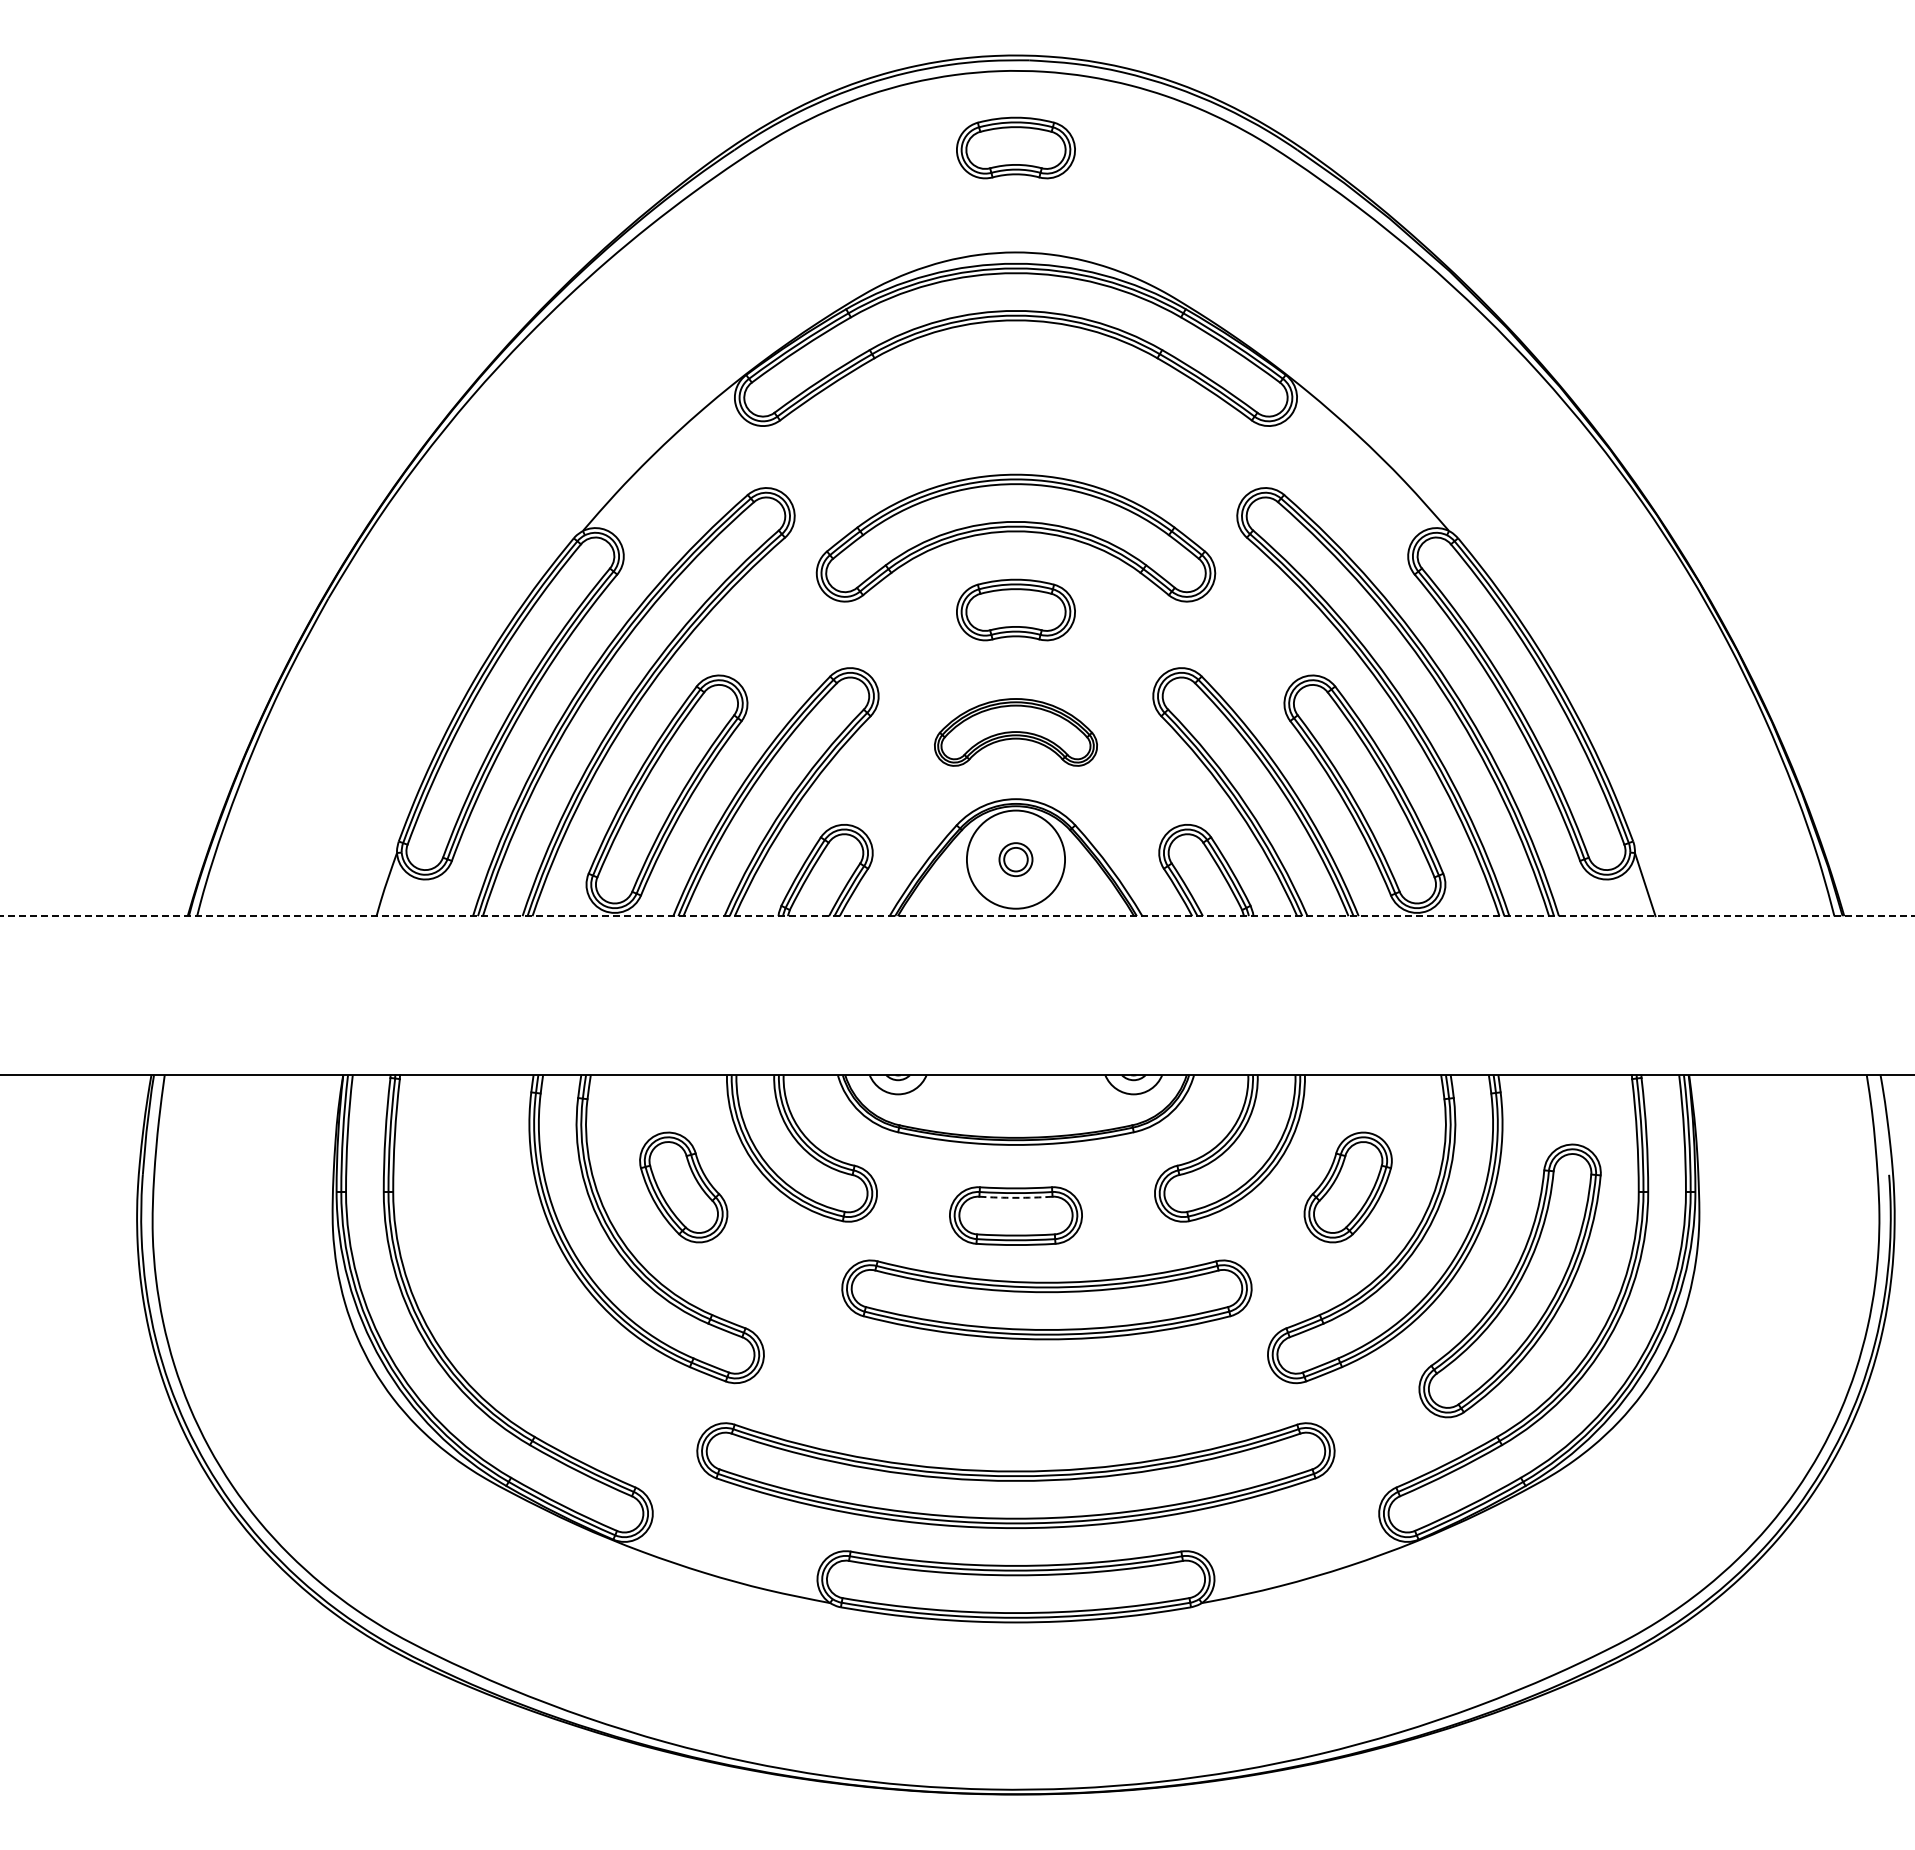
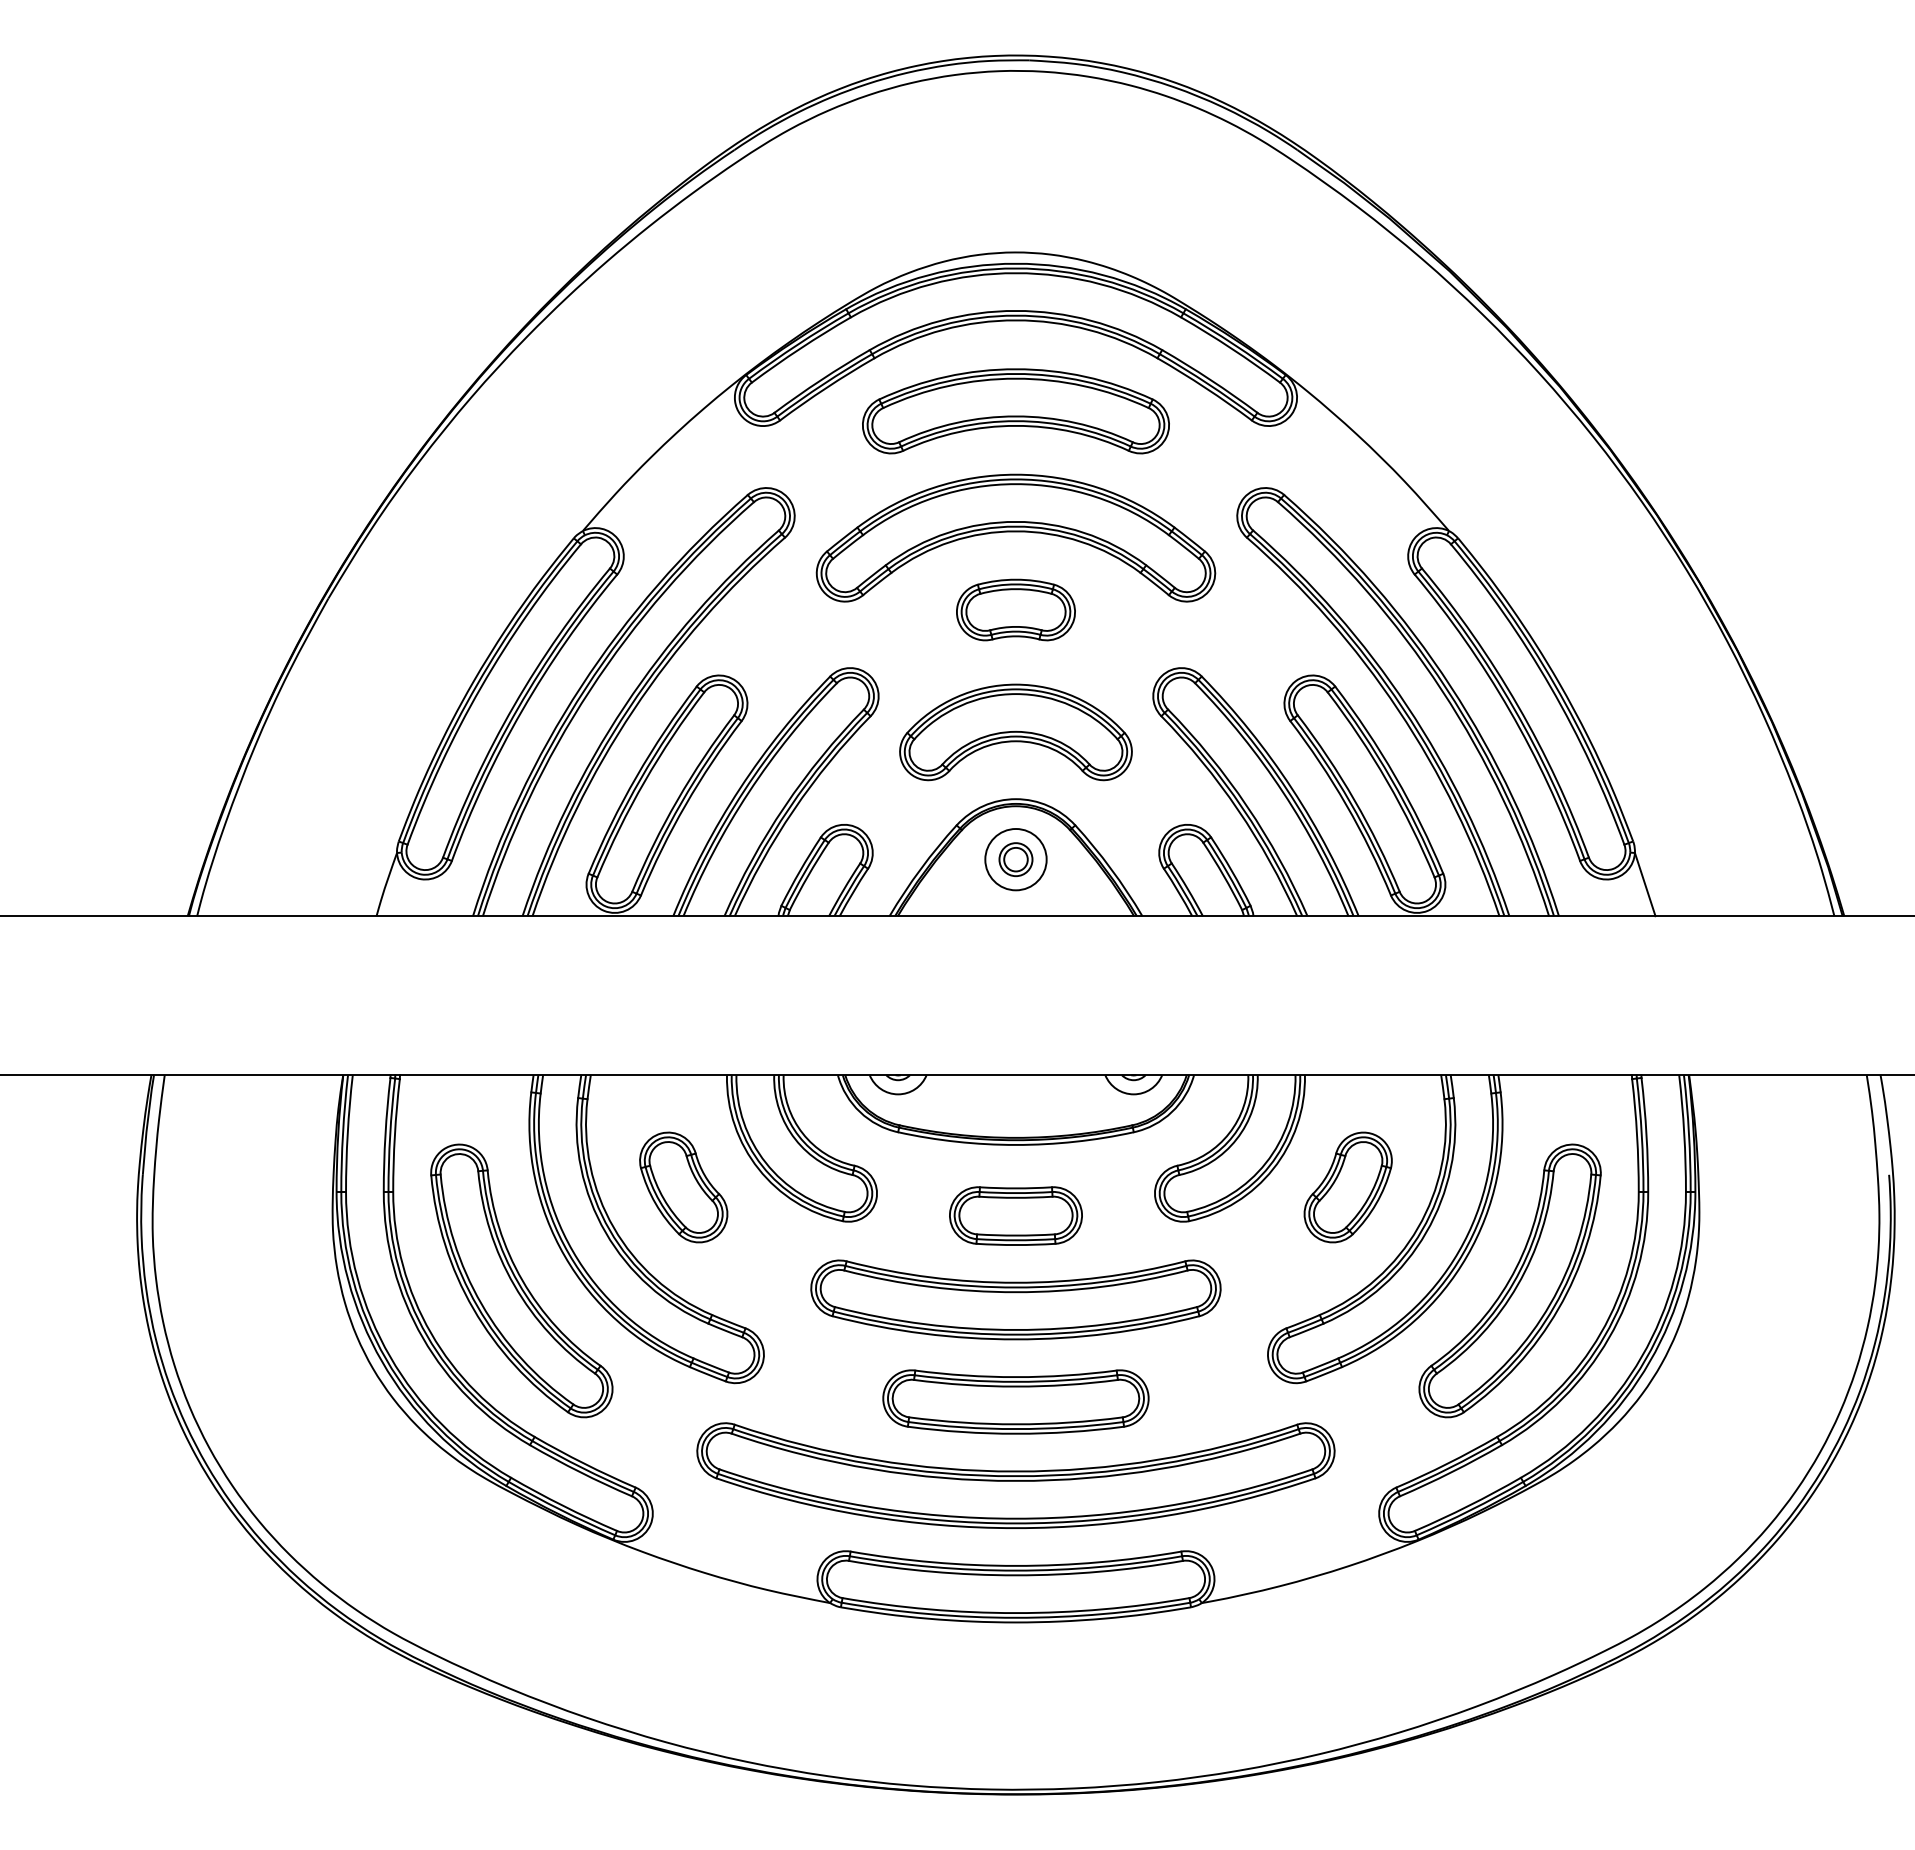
part: present -> none (1015, 147)
part: none -> present (1015, 411)
part size: 164x69 px -> 234x99 px (1015, 732)
circle diameter: 98 px -> 61 px (1015, 859)
line: dashed -> solid (957, 916)
arc: dashed -> solid (1016, 1197)
part: none -> present (521, 1280)
part position: (1046, 1299) -> (1015, 1299) (1015, 1299)
part: none -> present (1015, 1401)
